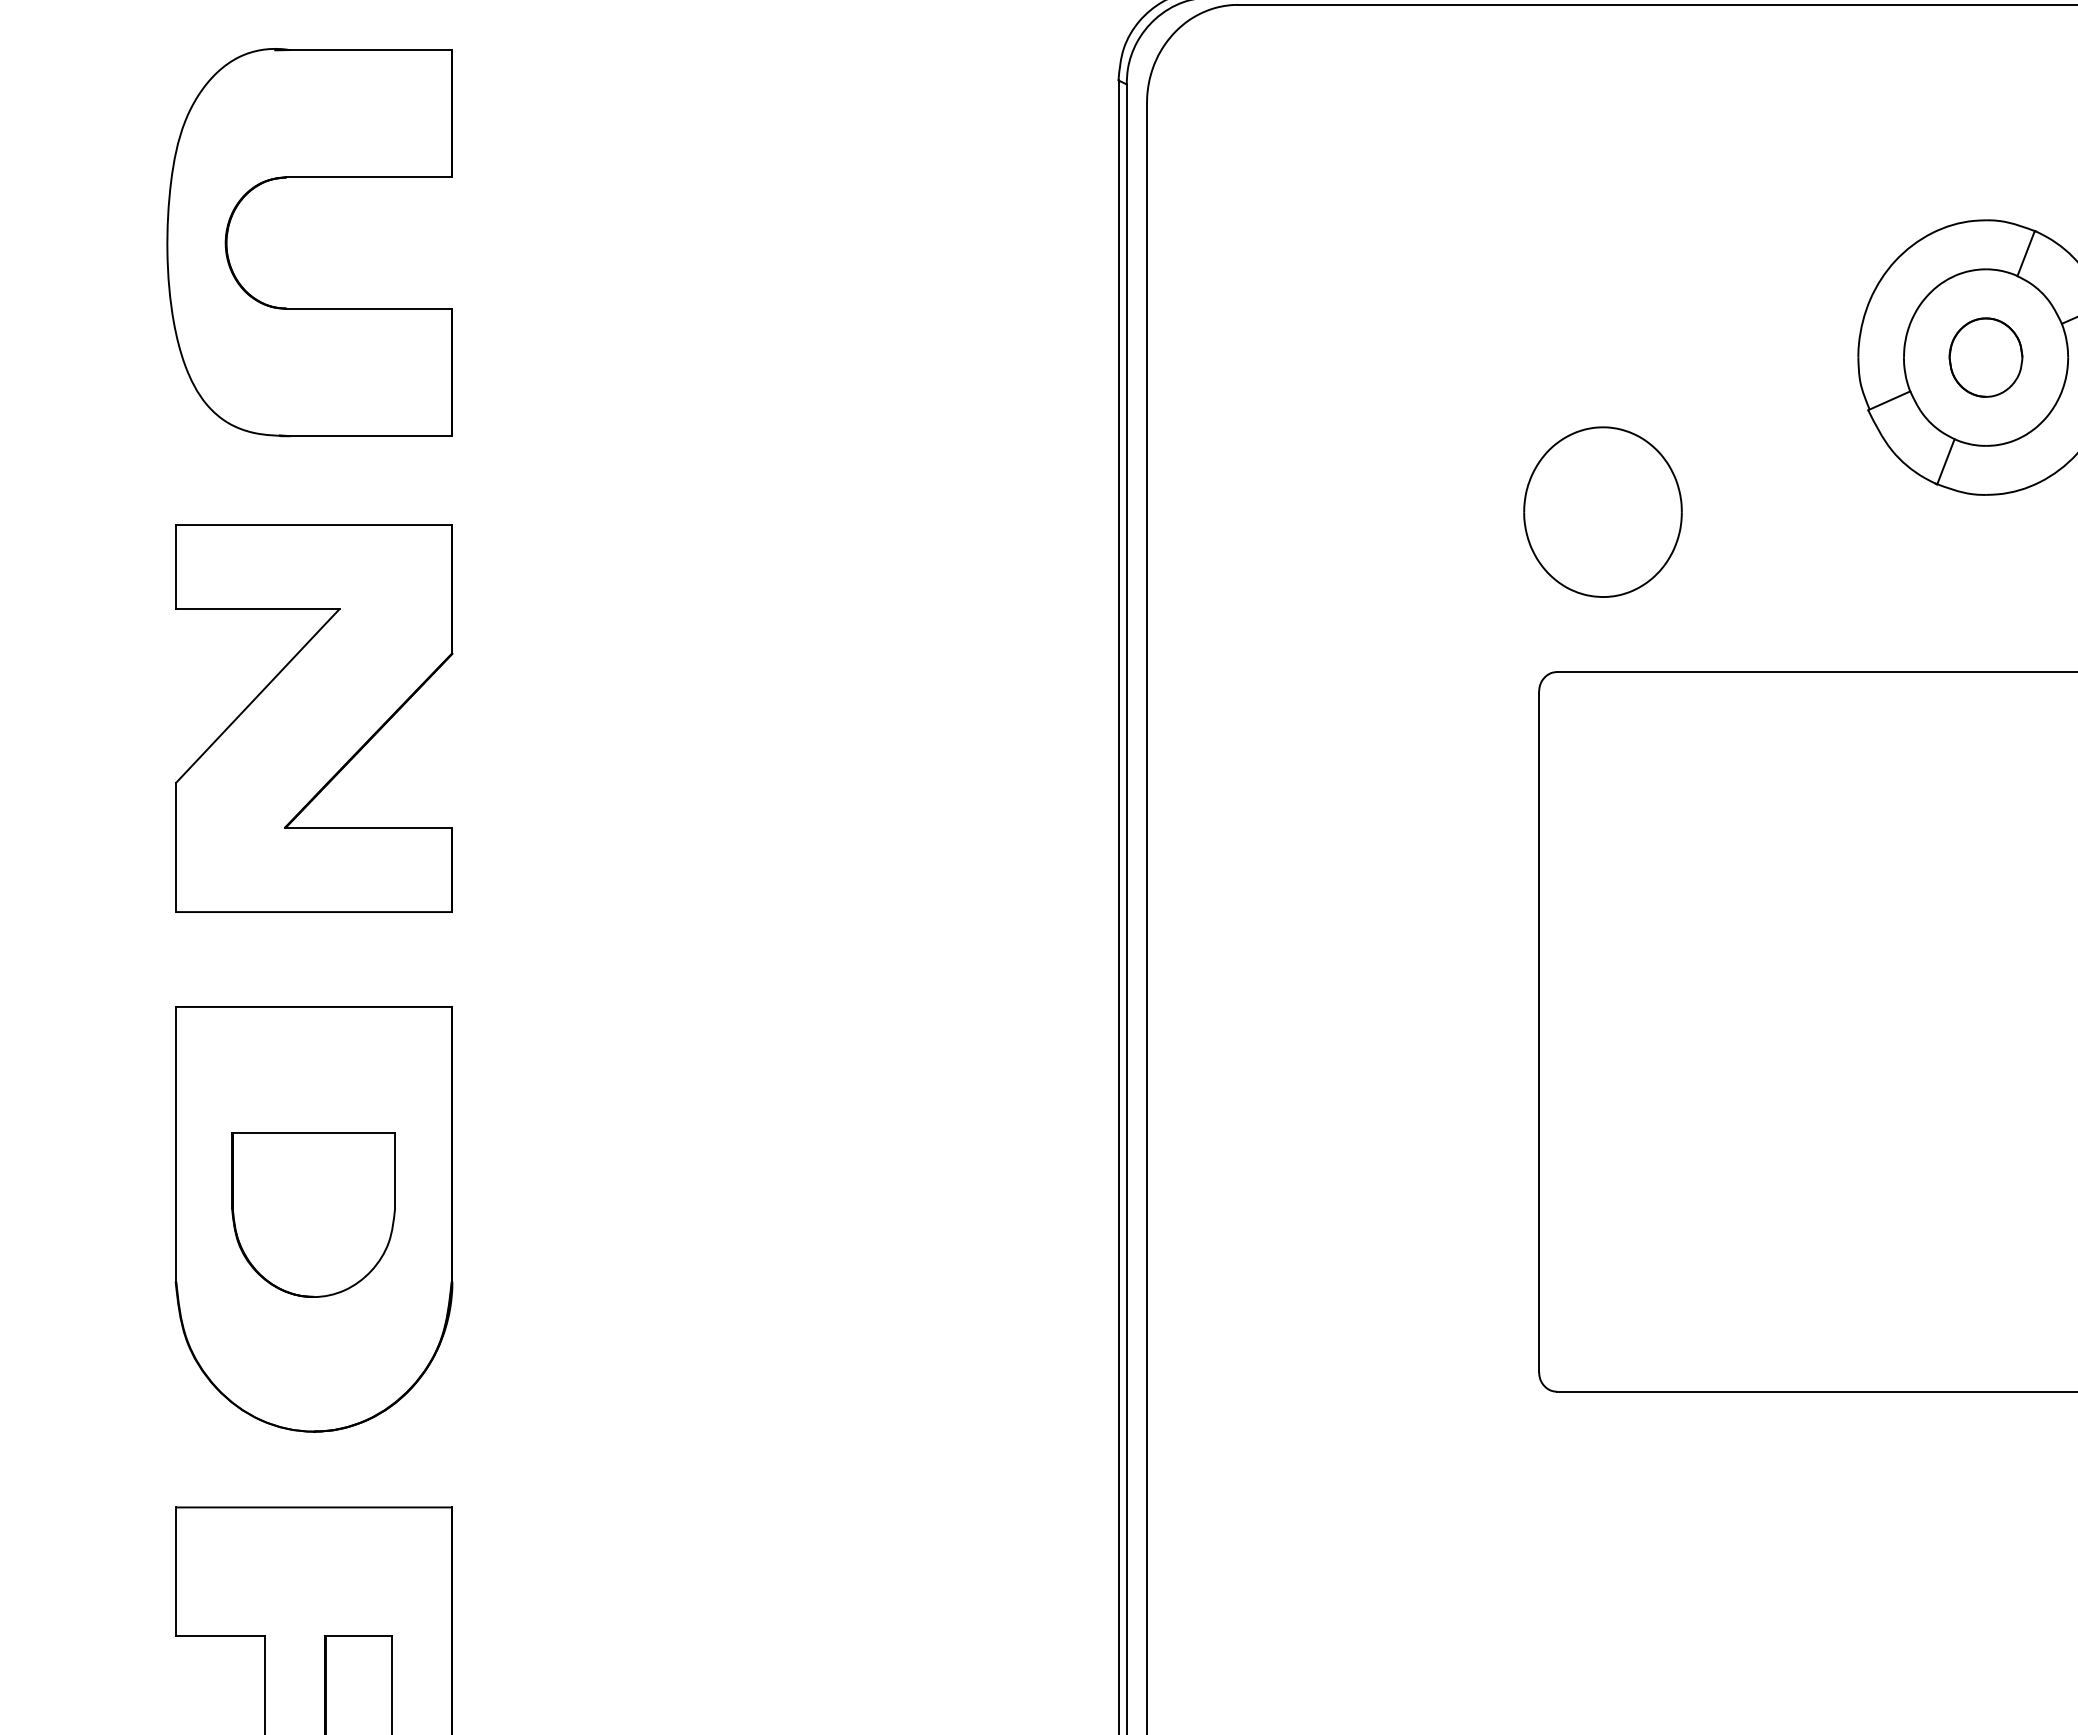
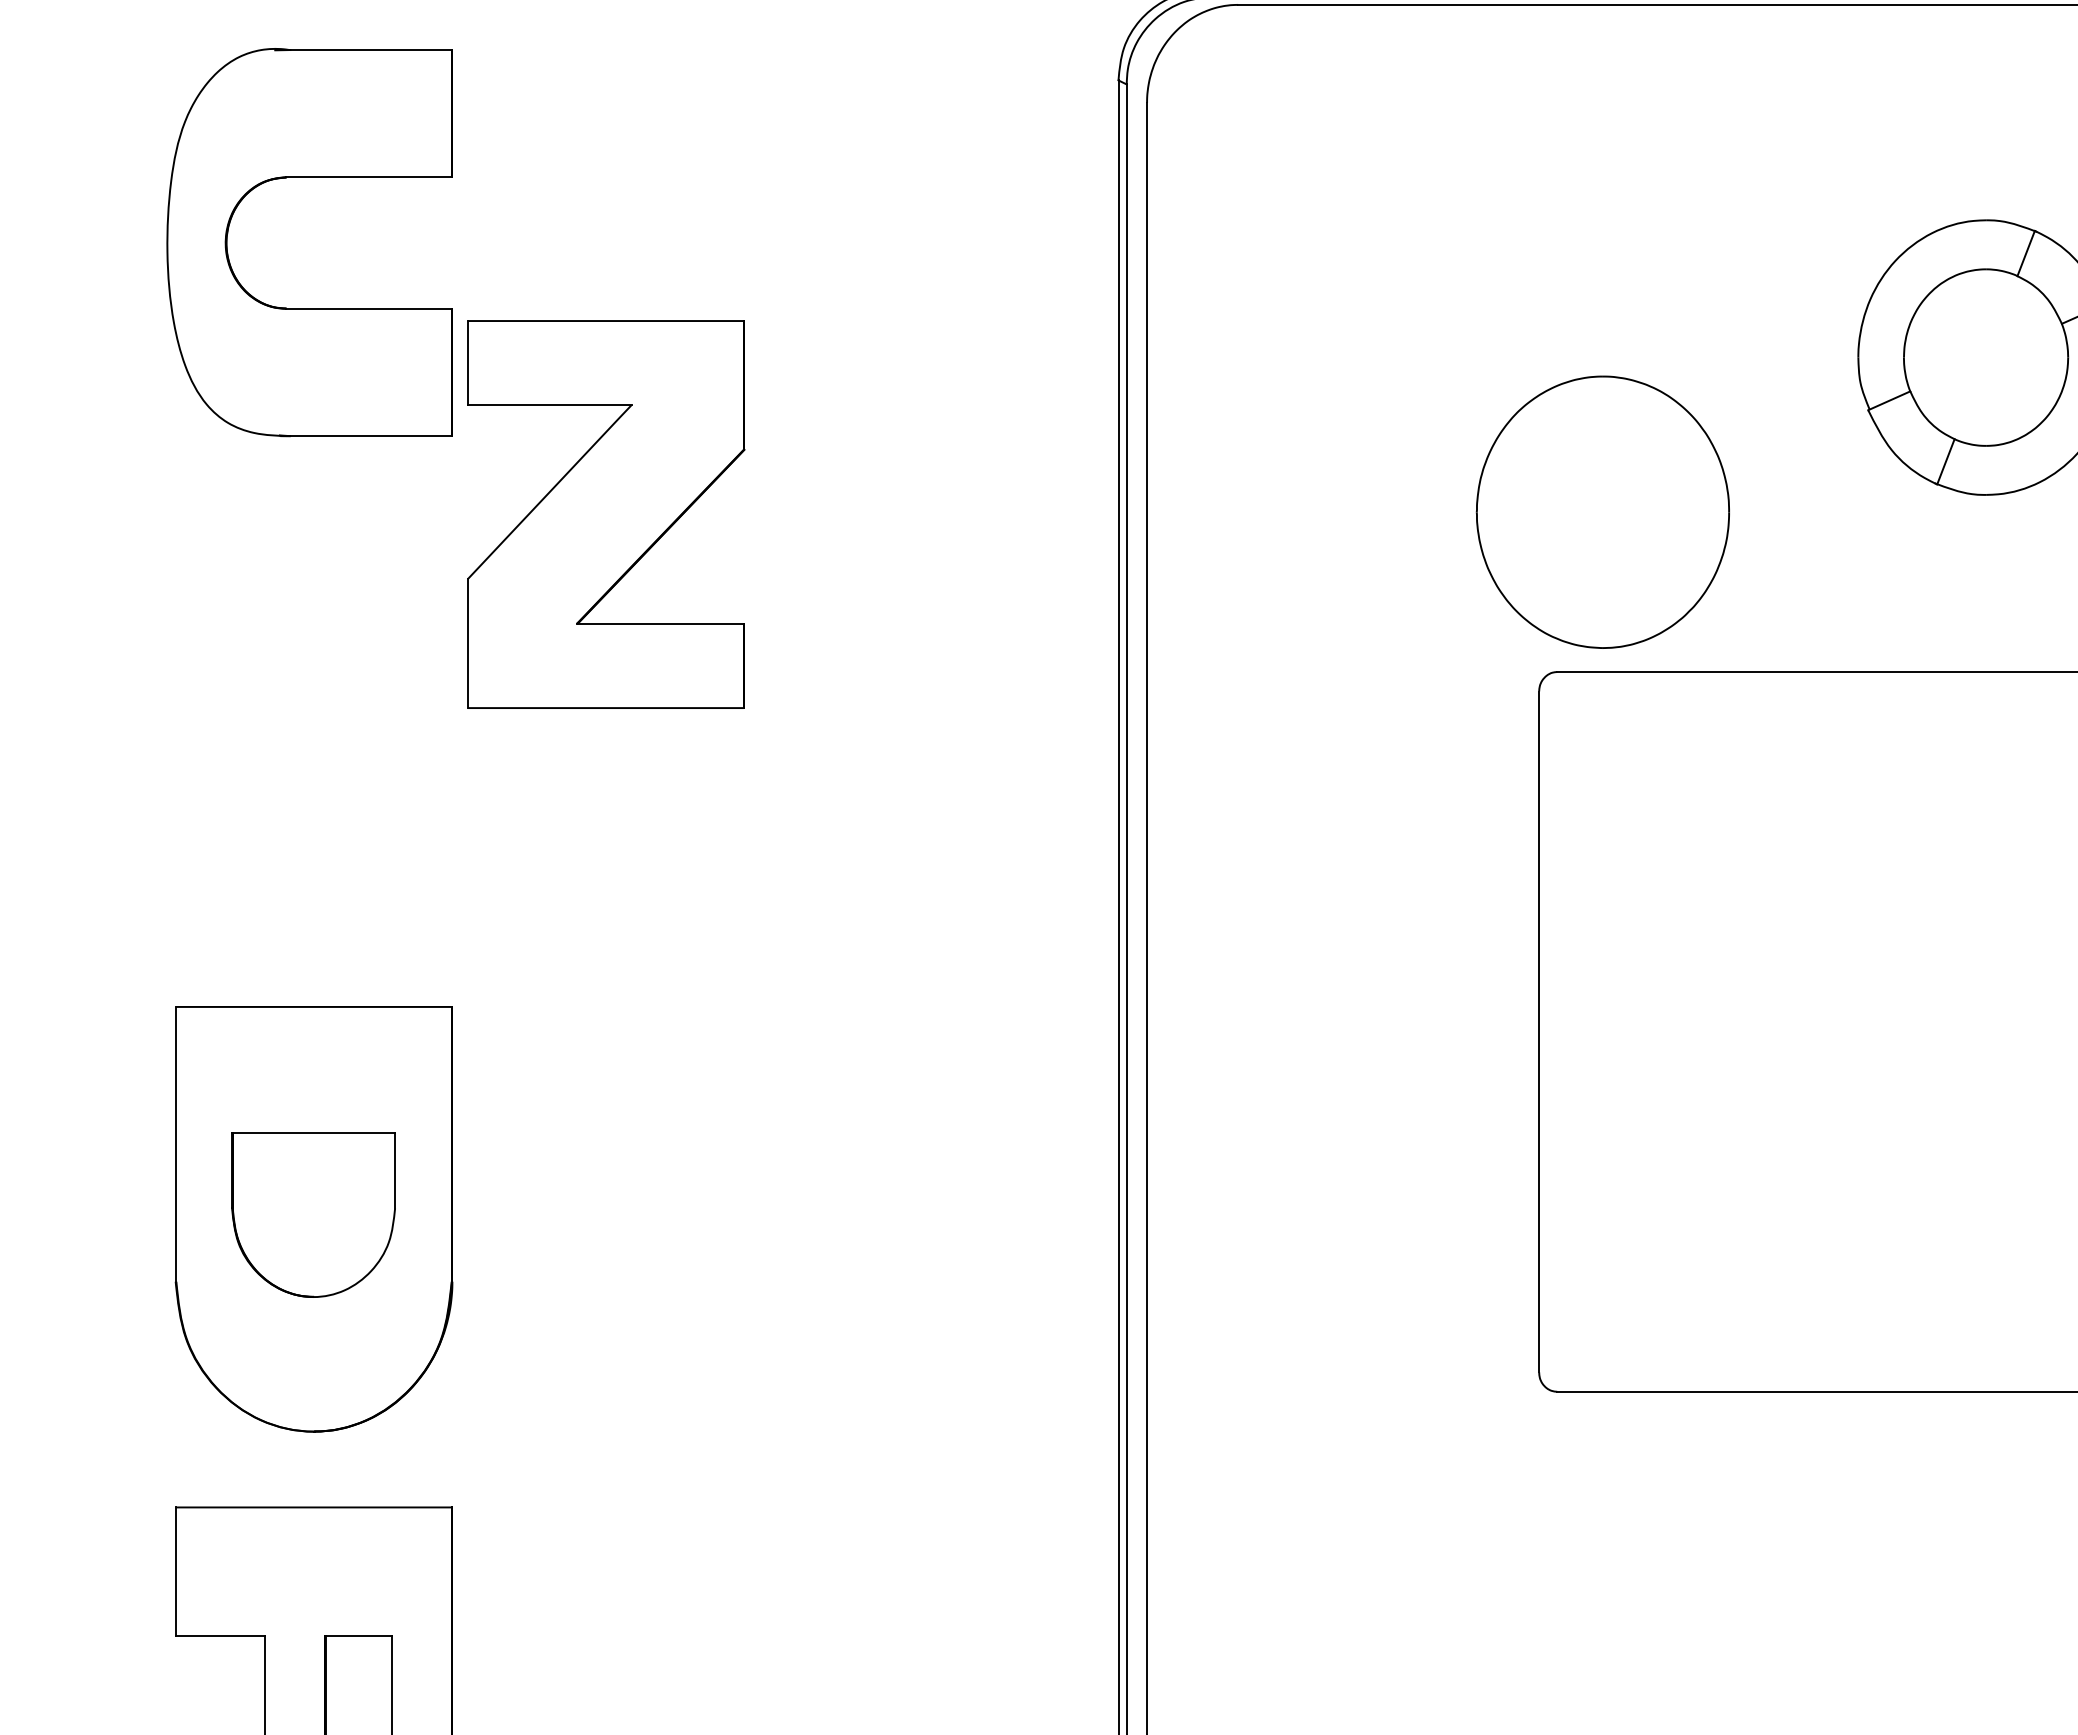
part: present -> none (1985, 357)
part size: 160x172 px -> 255x274 px (1602, 511)
part position: (314, 718) -> (606, 514) (606, 514)
